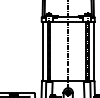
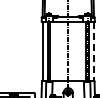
line: solid -> dashed (93, 51)
